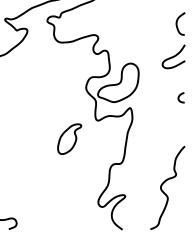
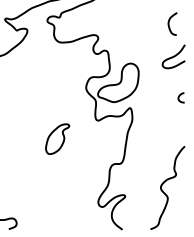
curve position: (177, 23) -> (169, 23) (169, 23)
part position: (69, 138) -> (57, 138) (57, 138)
